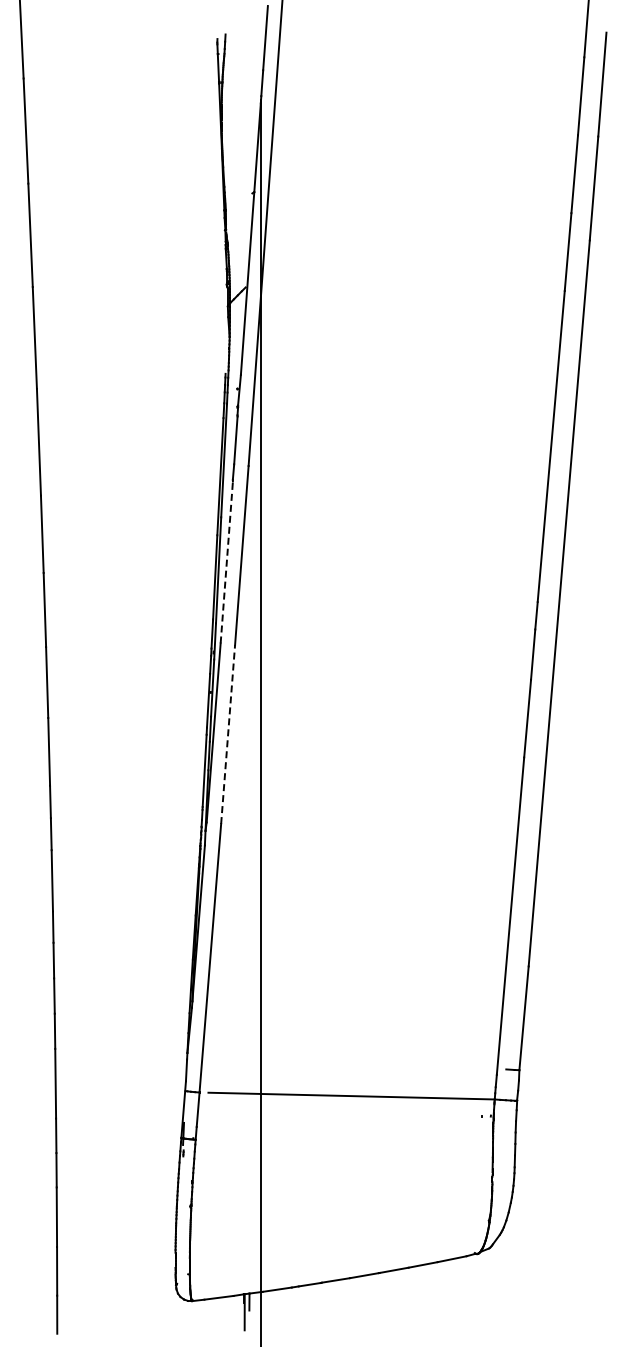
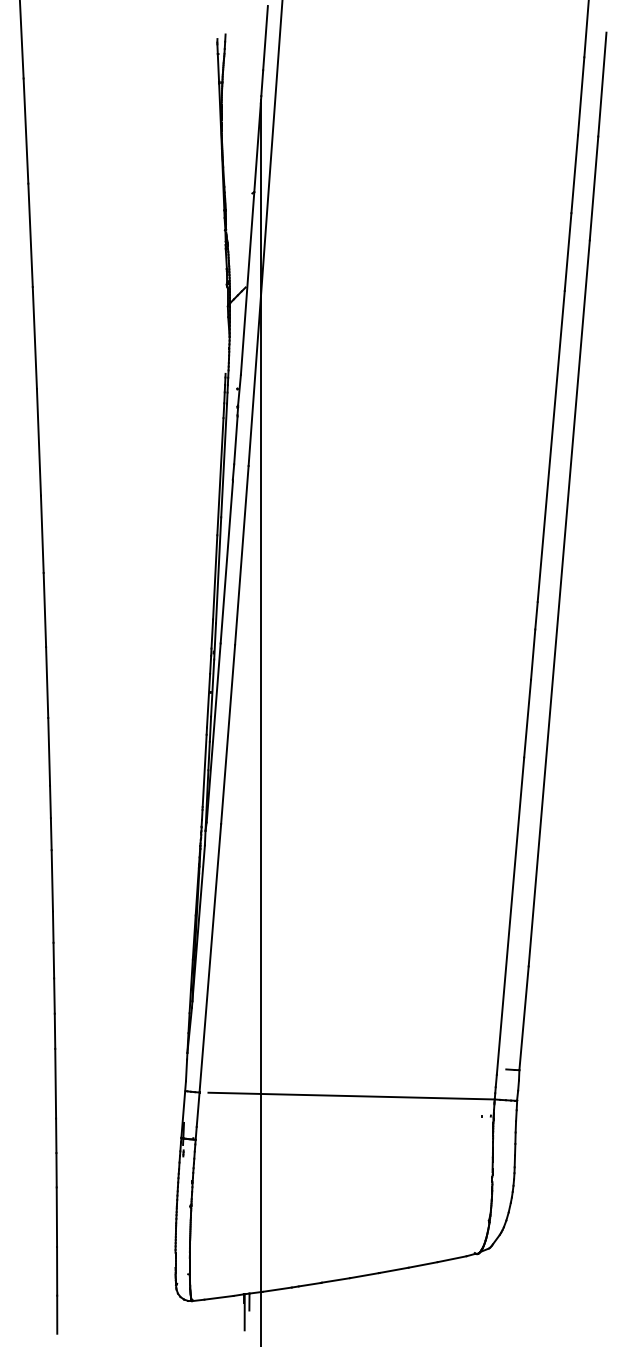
line: dashed -> solid (226, 562)
line: dashed -> solid (228, 734)
